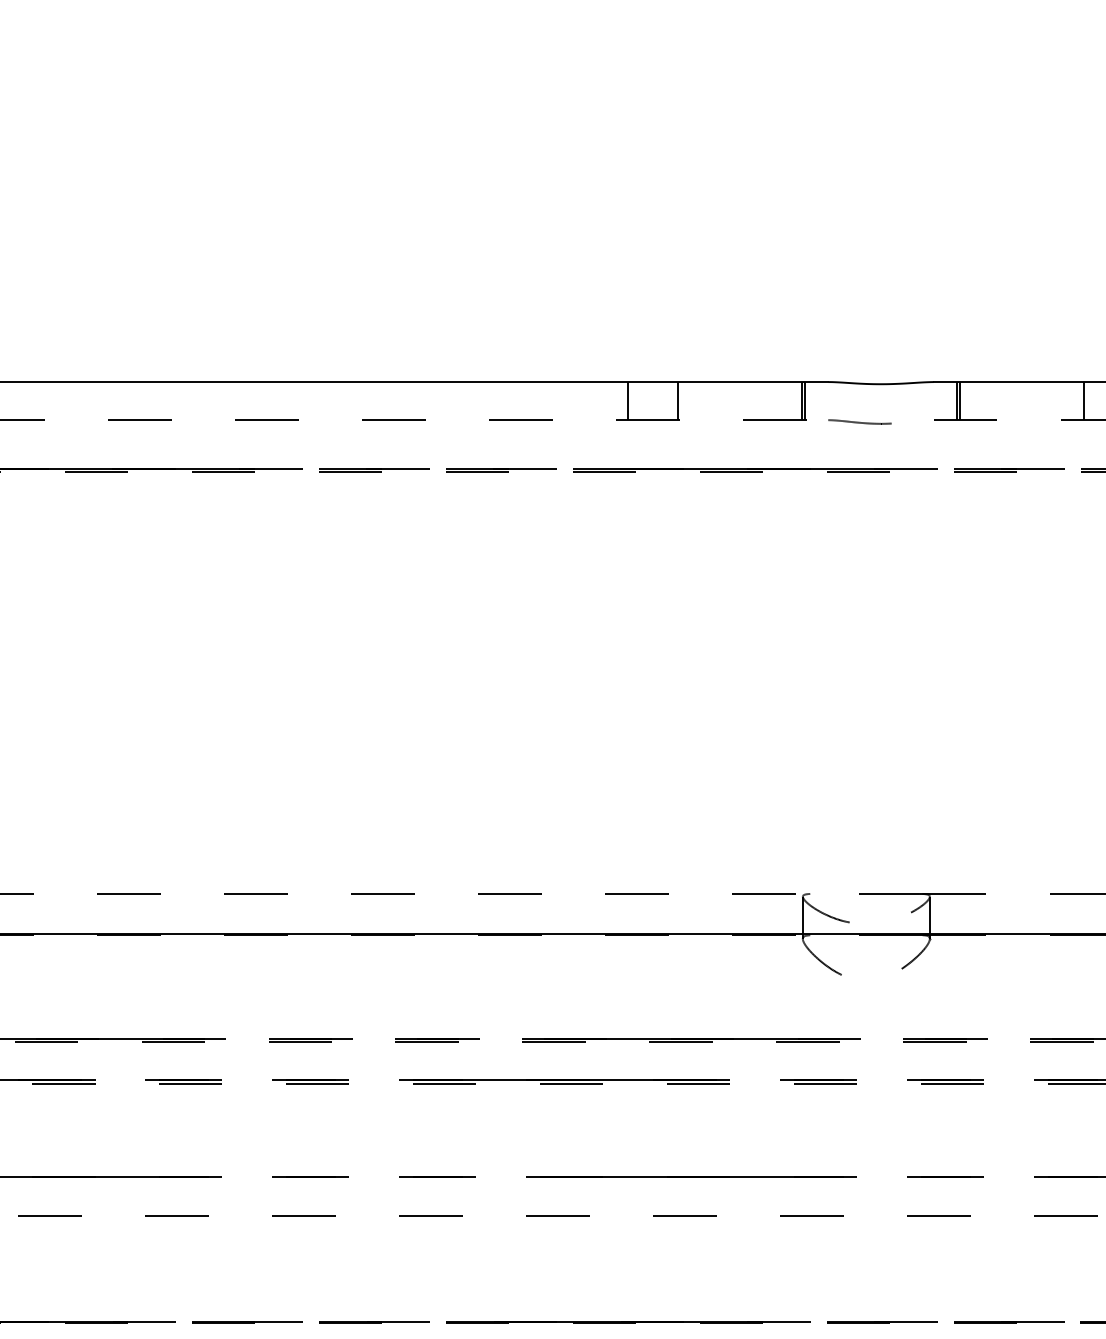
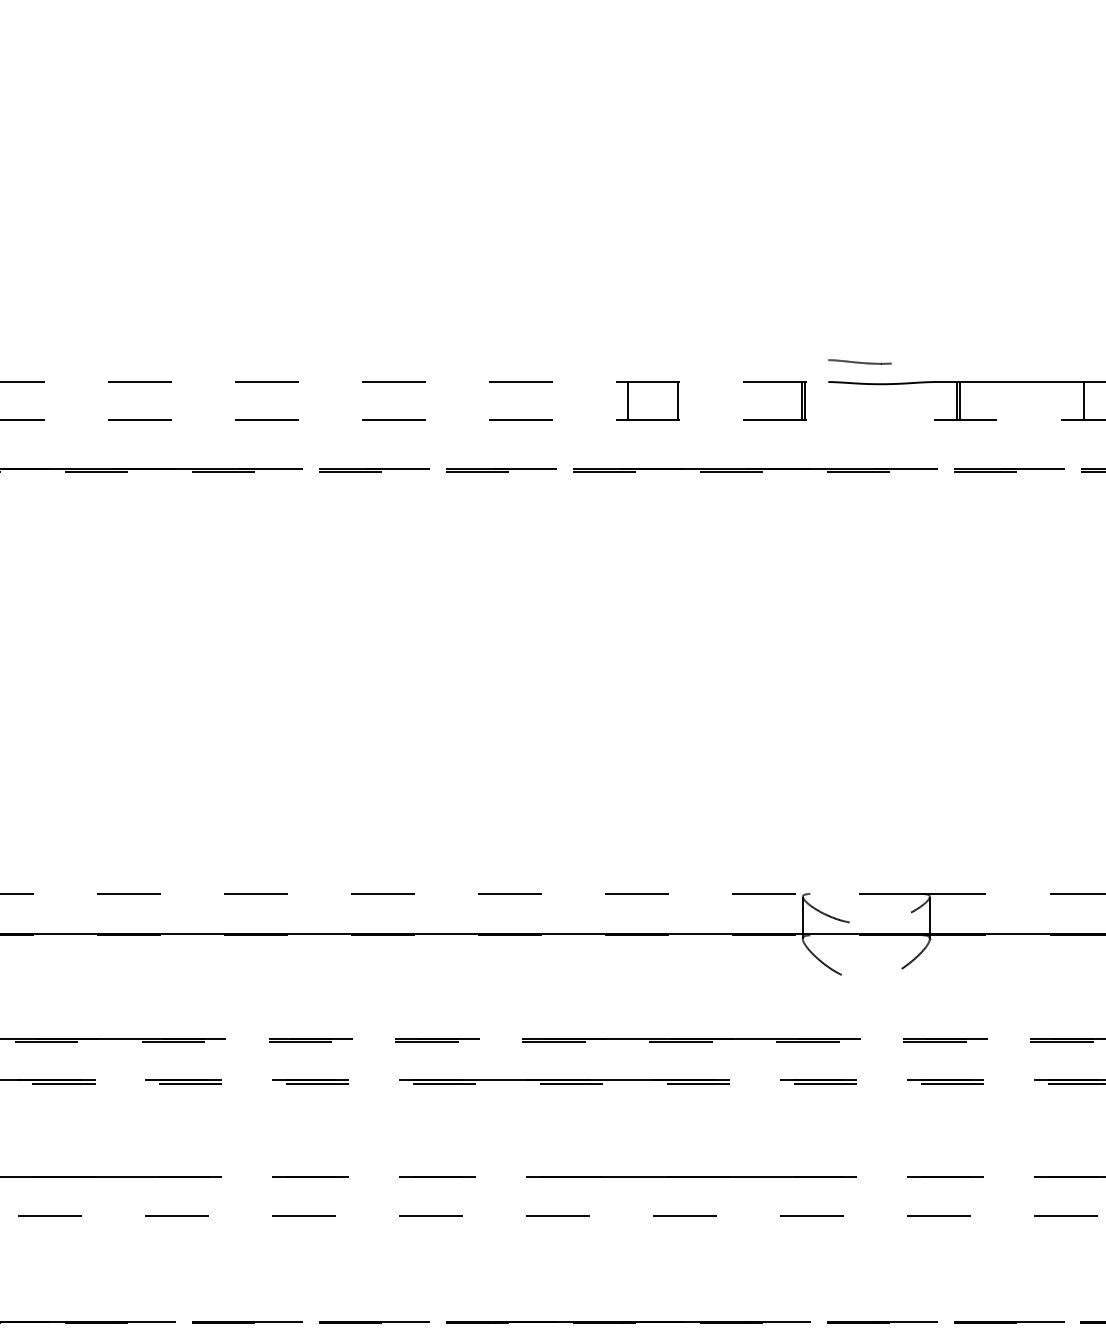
line: solid -> dashed (414, 382)
line position: (859, 421) -> (859, 361) (859, 361)
